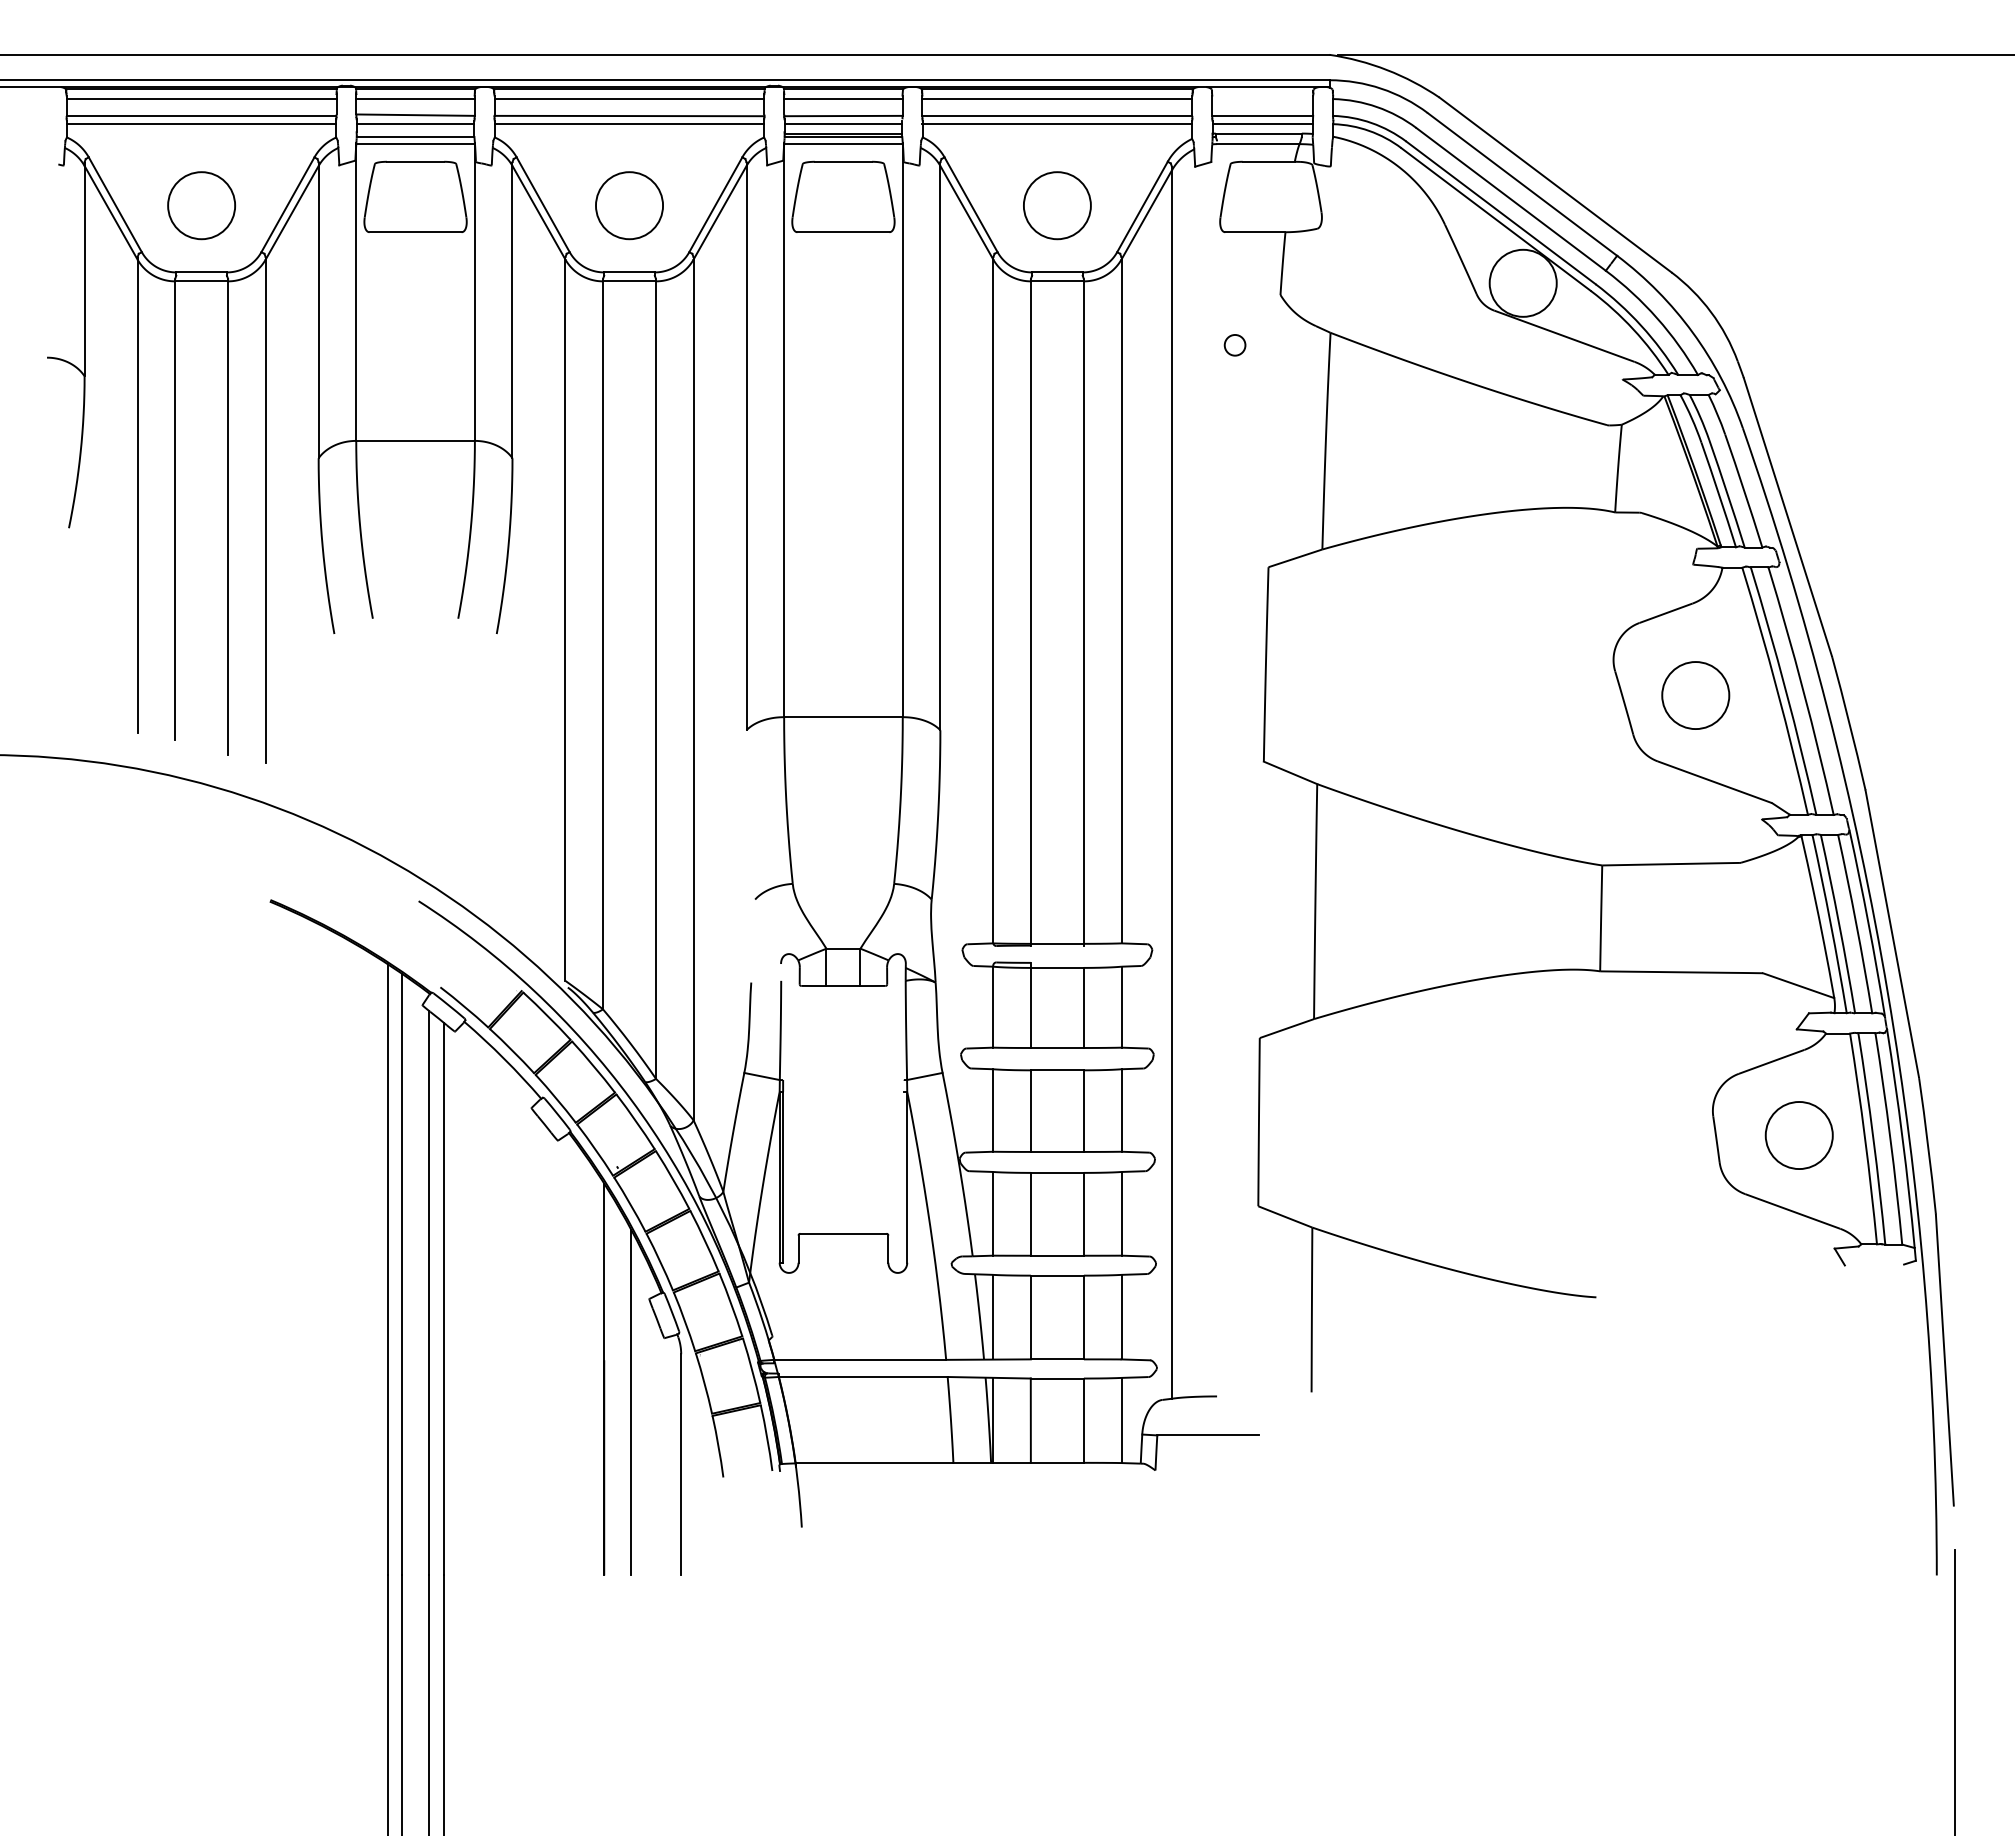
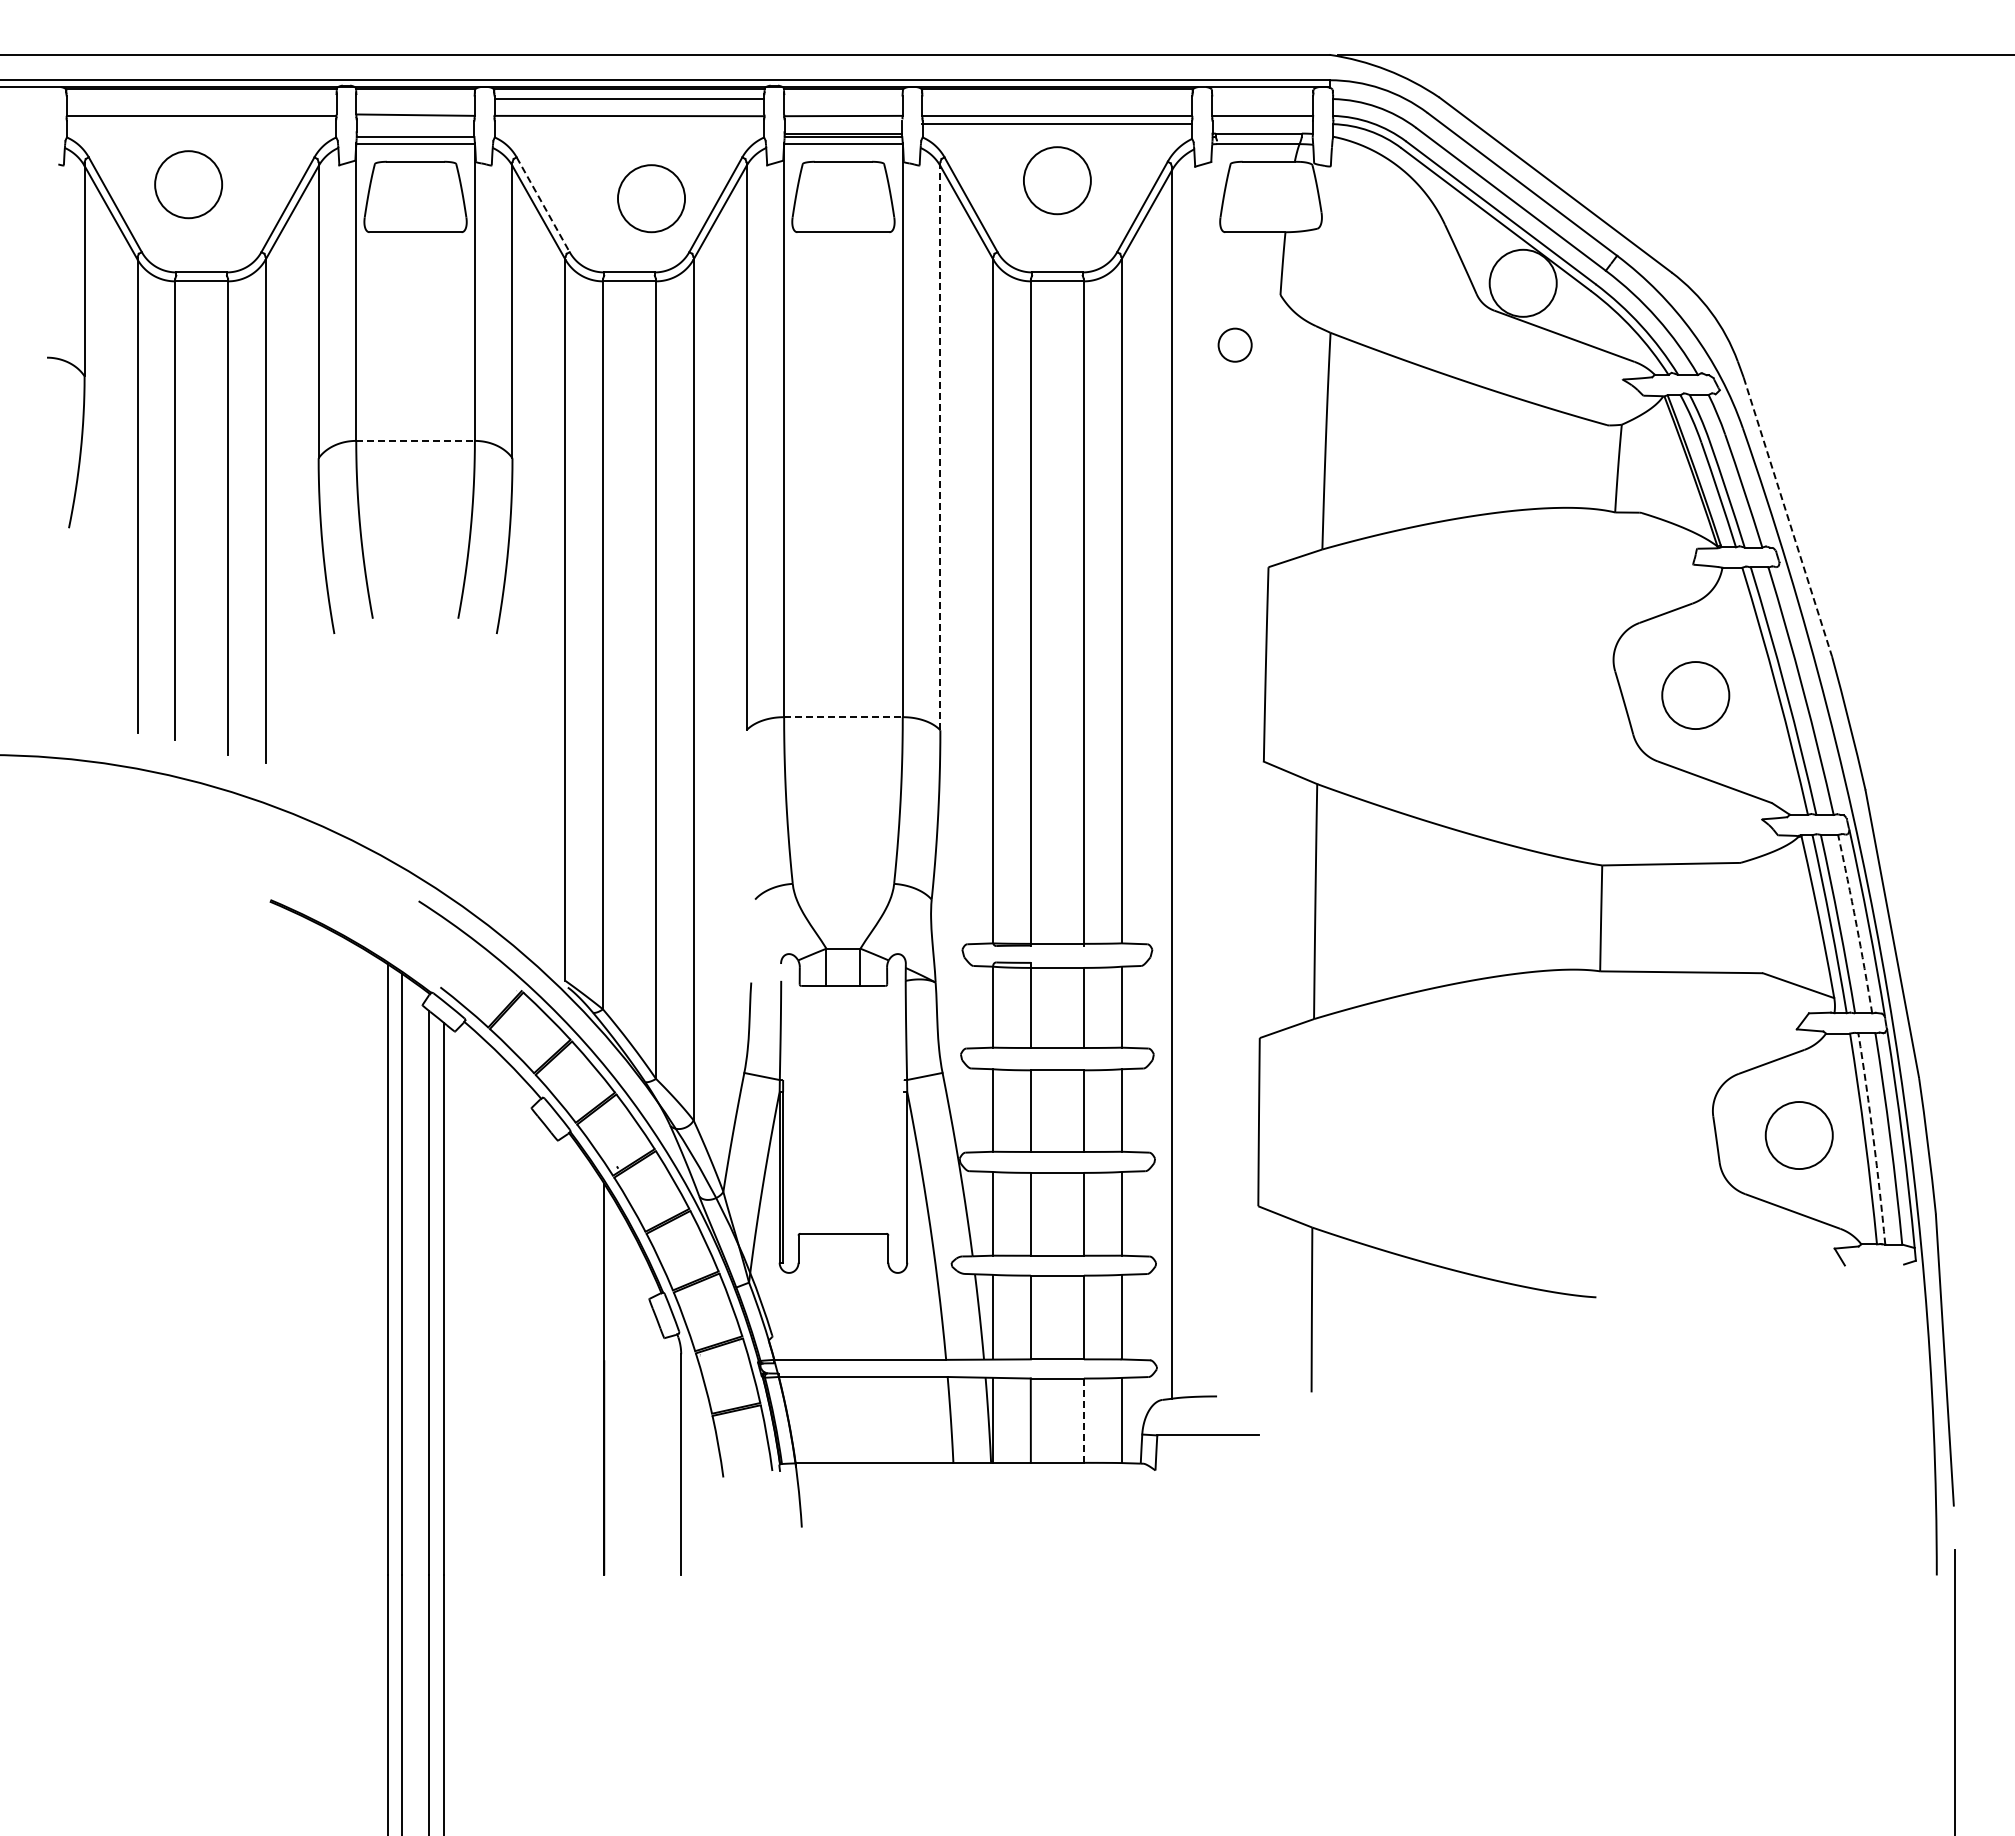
line: present -> none (201, 99)
line: present -> none (415, 99)
line: present -> none (843, 99)
line: present -> none (1057, 99)
line: present -> none (201, 124)
line: present -> none (415, 124)
line: present -> none (629, 124)
line: present -> none (843, 124)
line: present -> none (1262, 124)
circle position: (201, 205) -> (188, 184) (188, 184)
line: solid -> dashed (543, 205)
circle position: (629, 205) -> (651, 198) (651, 198)
circle position: (1057, 205) -> (1057, 180) (1057, 180)
circle size: 24x23 px -> 36x36 px (1234, 344)
line: solid -> dashed (416, 440)
line: solid -> dashed (940, 446)
line: solid -> dashed (1787, 517)
line: solid -> dashed (843, 717)
arc: solid -> dashed (1856, 923)
arc: solid -> dashed (1873, 1138)
line: present -> none (631, 1402)
line: solid -> dashed (1083, 1421)
